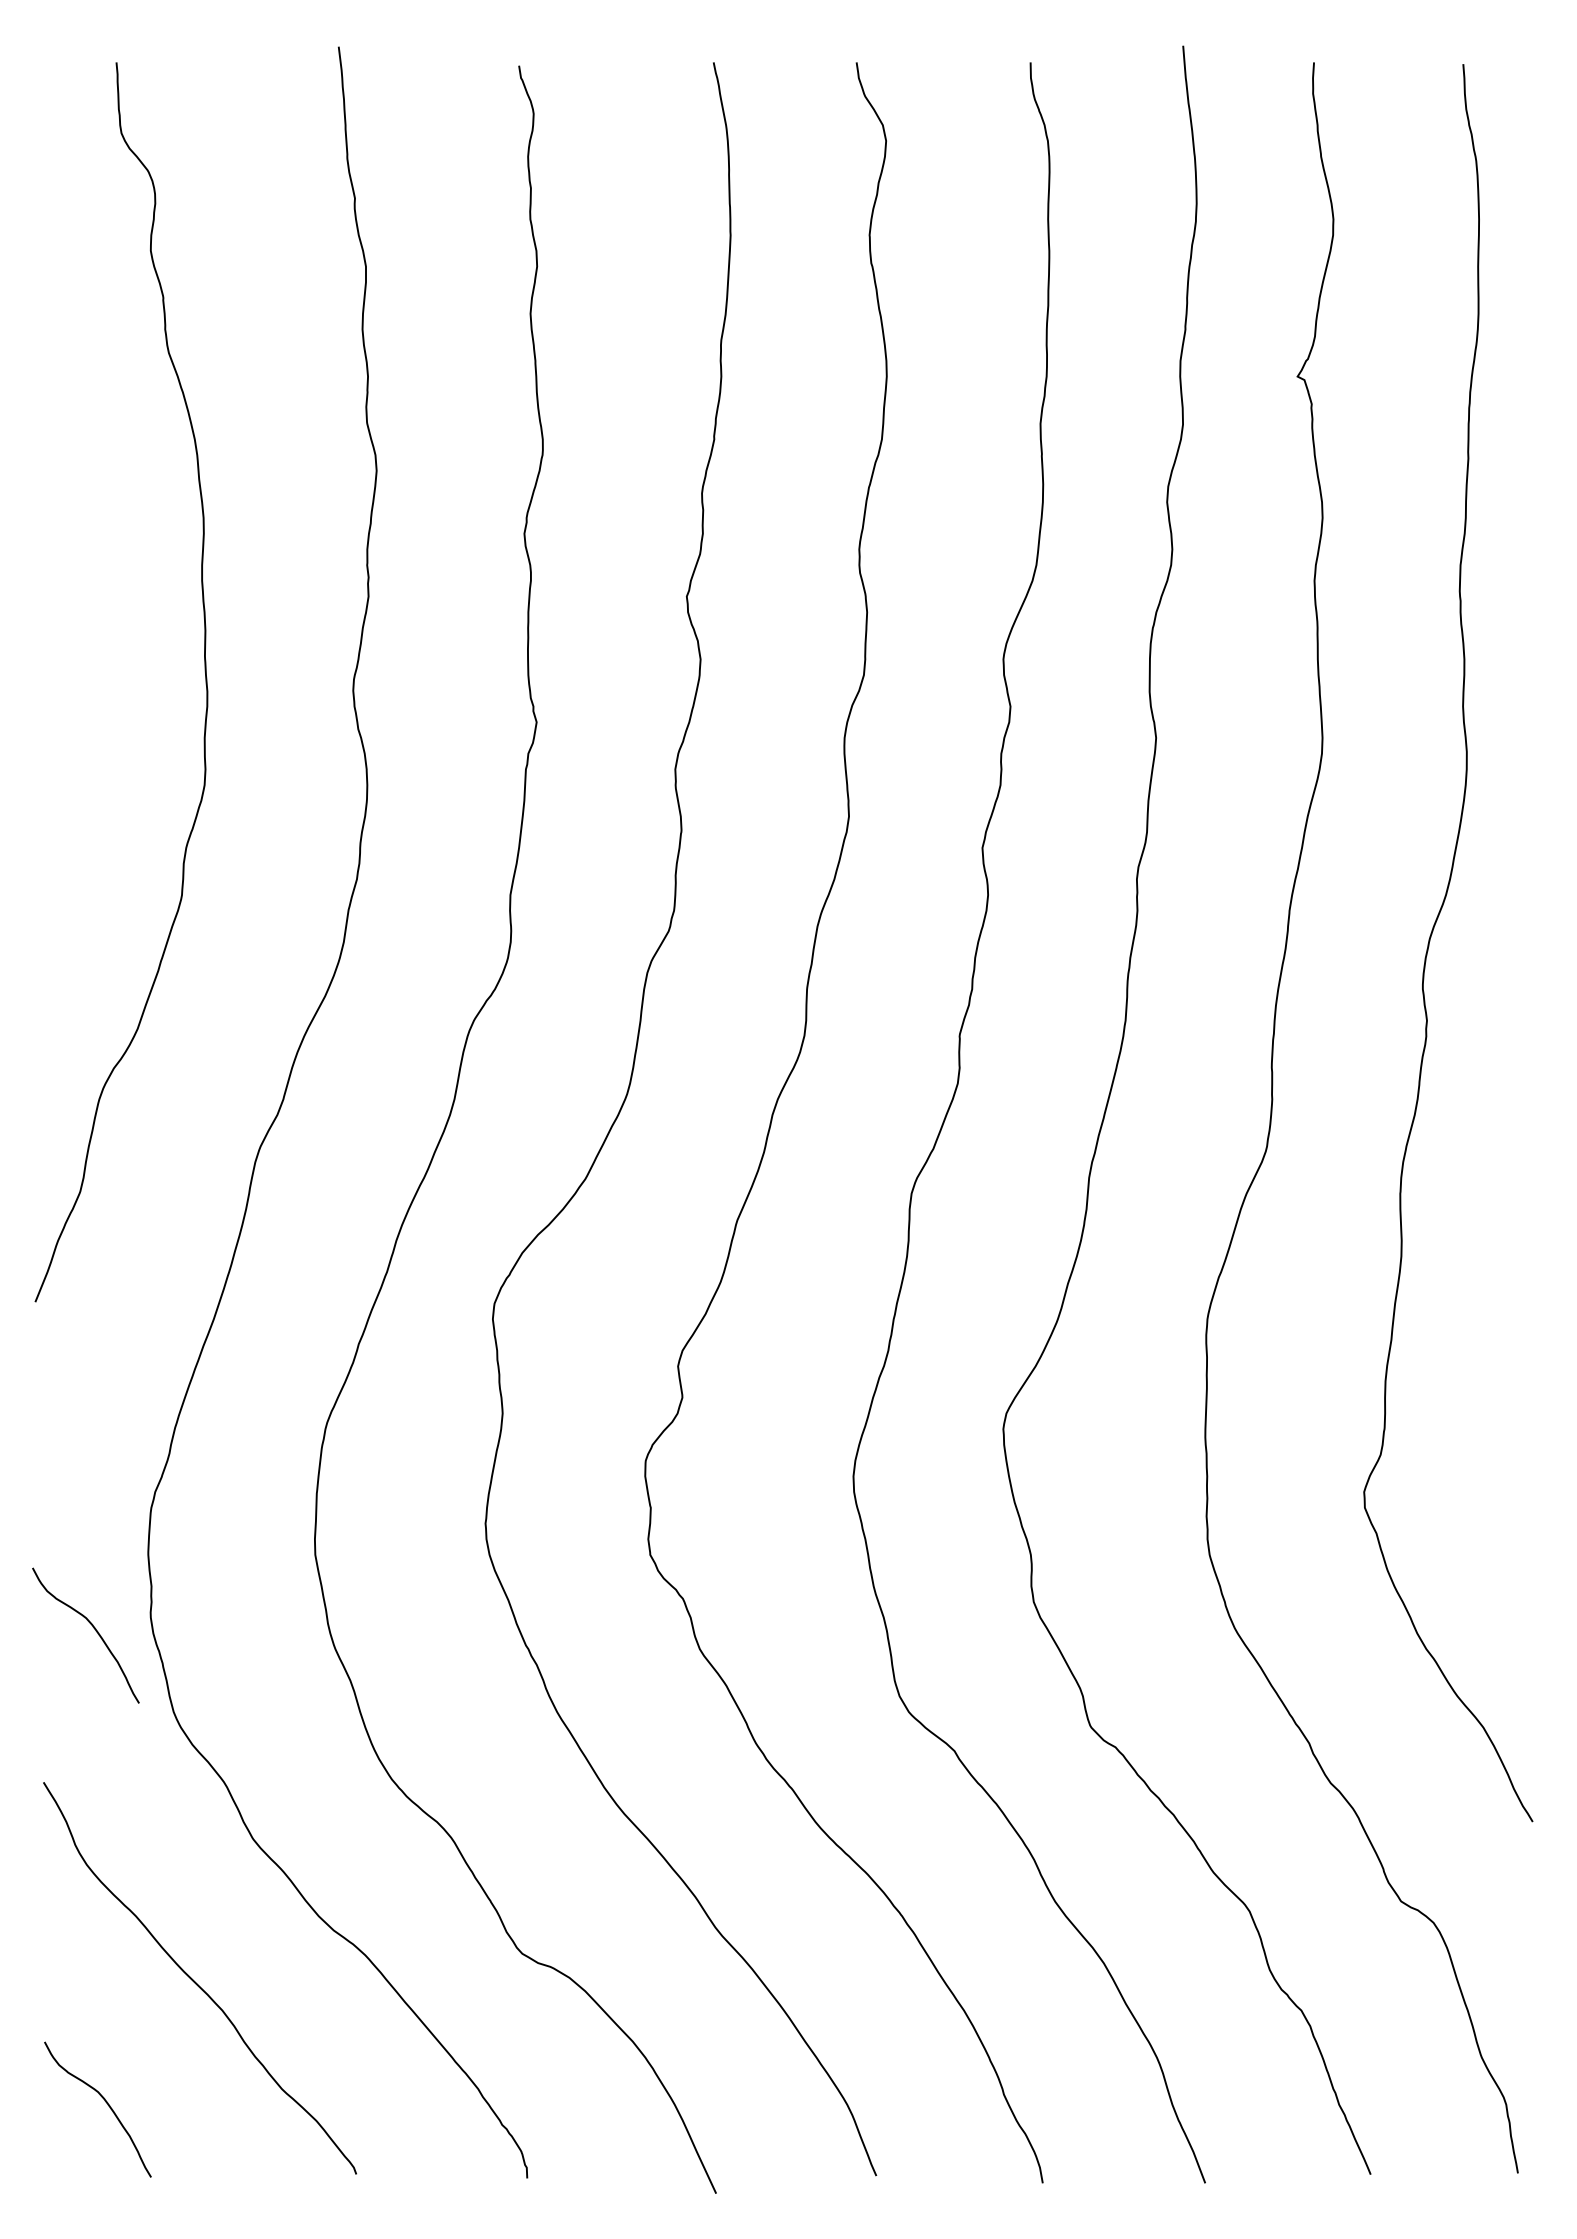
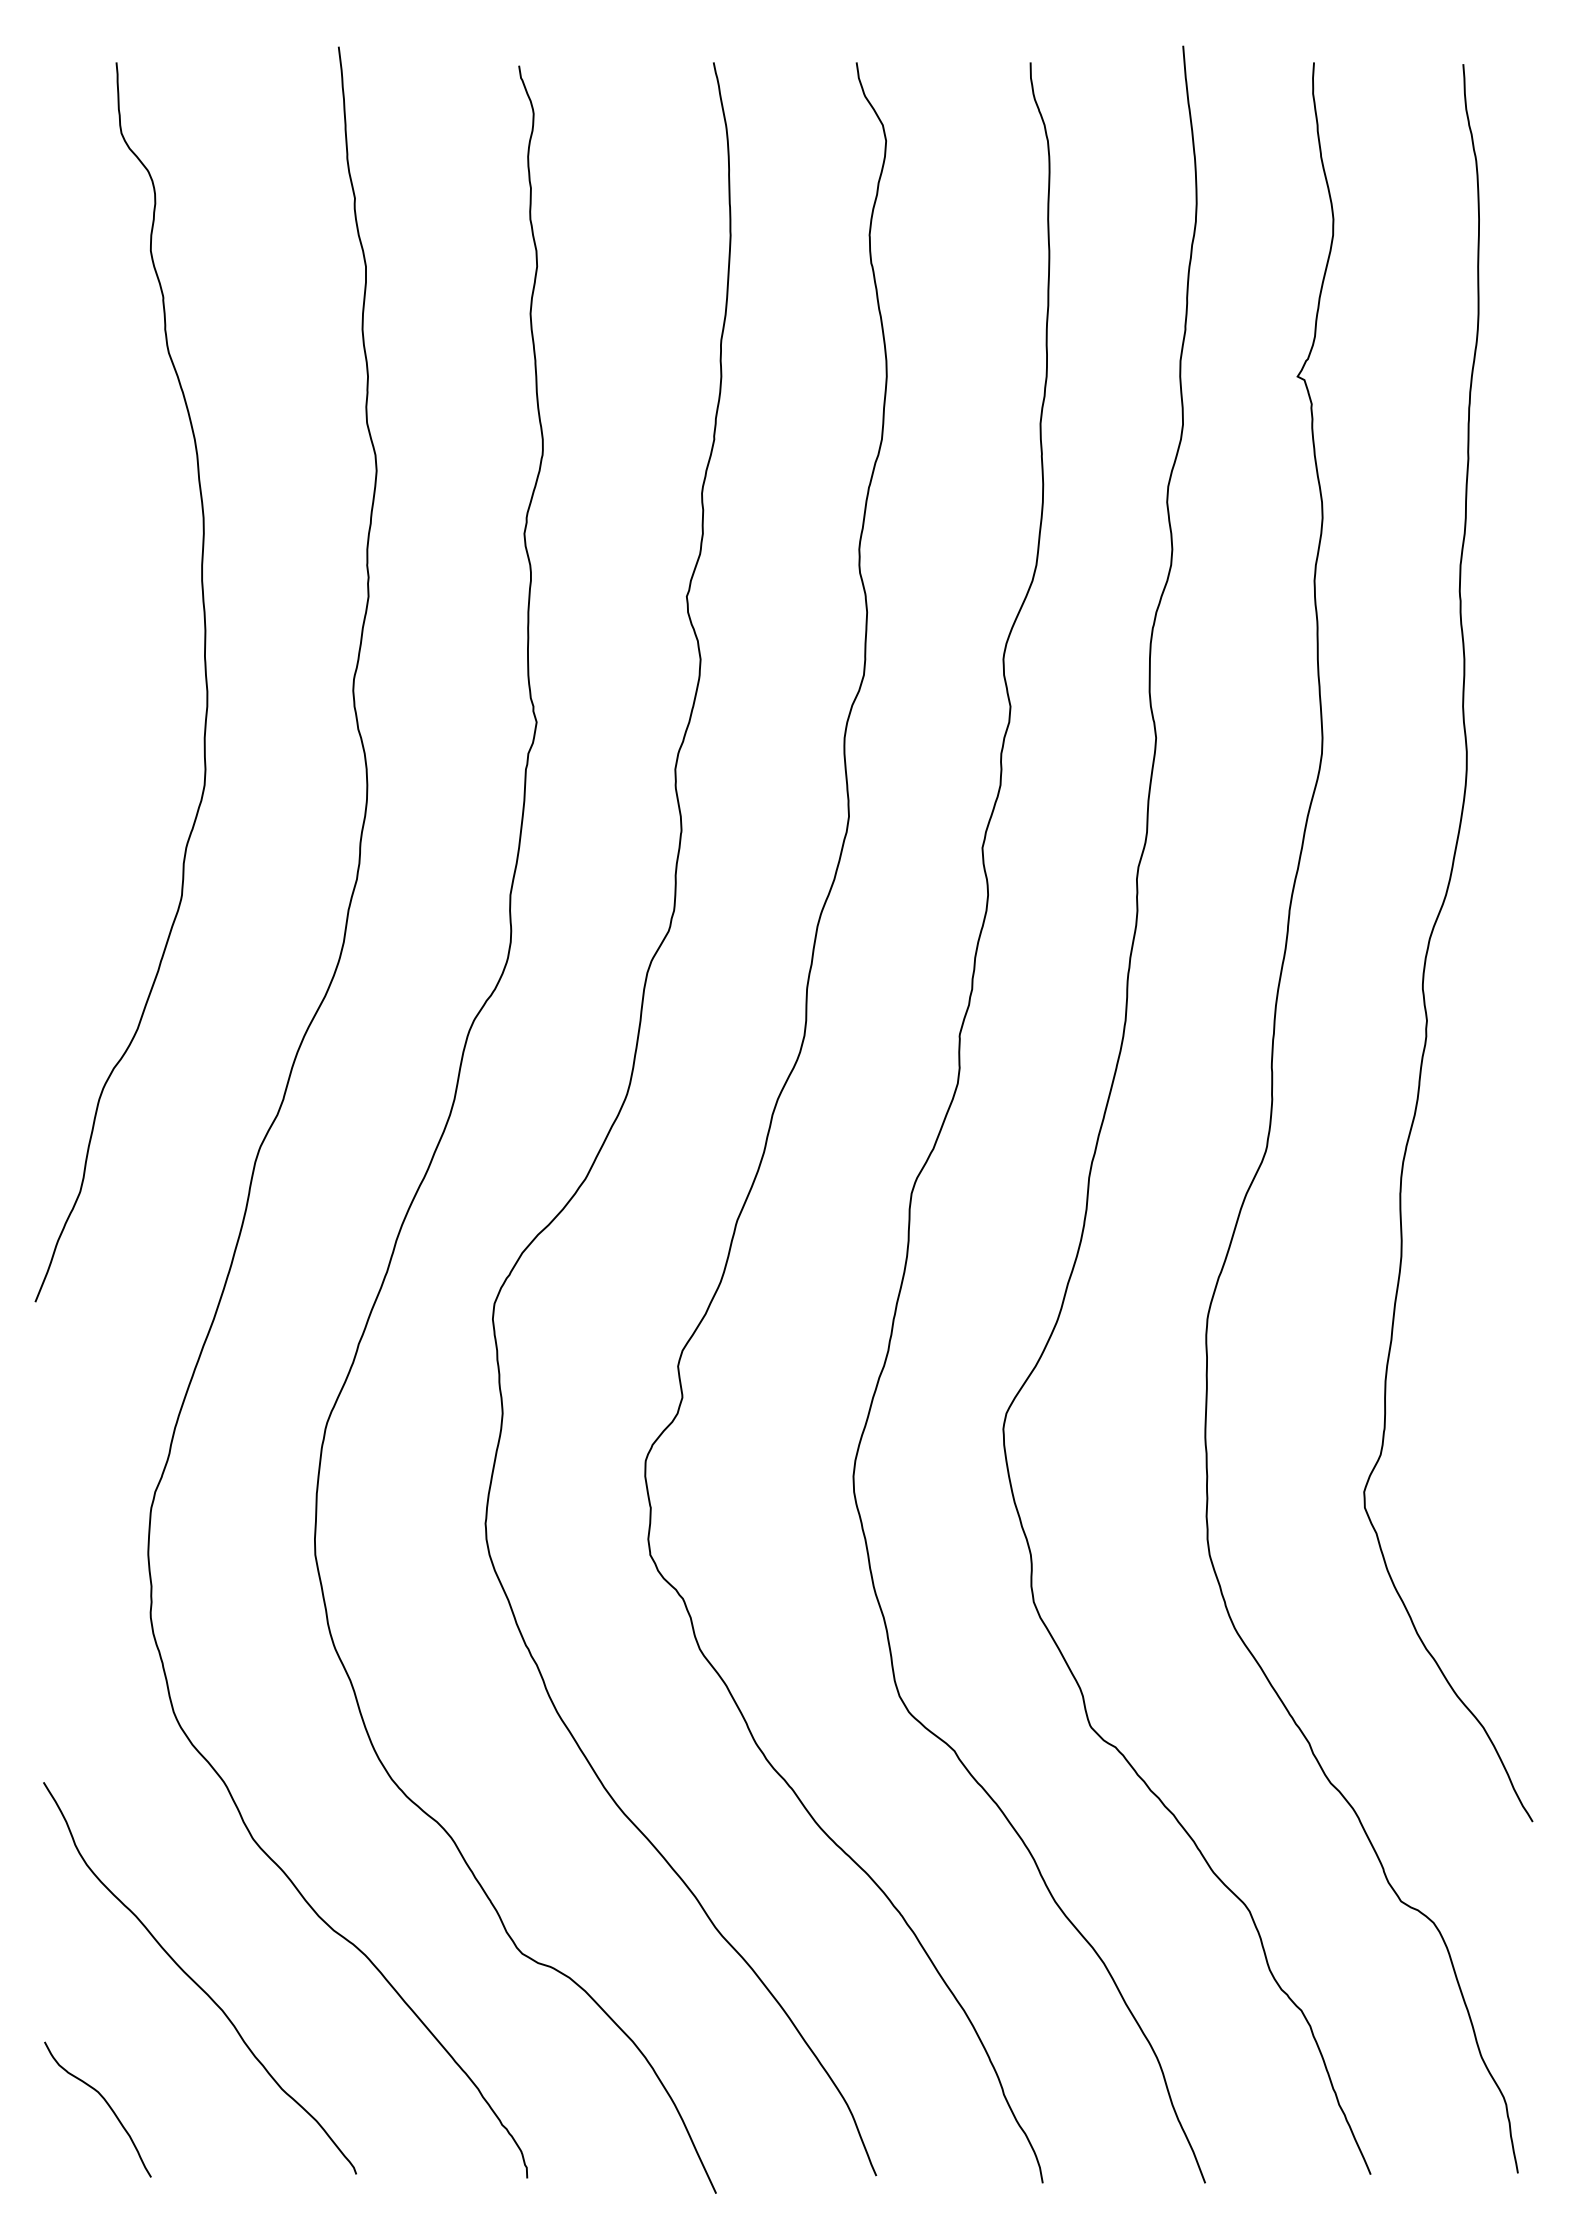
curve: present -> none (93, 1628)
